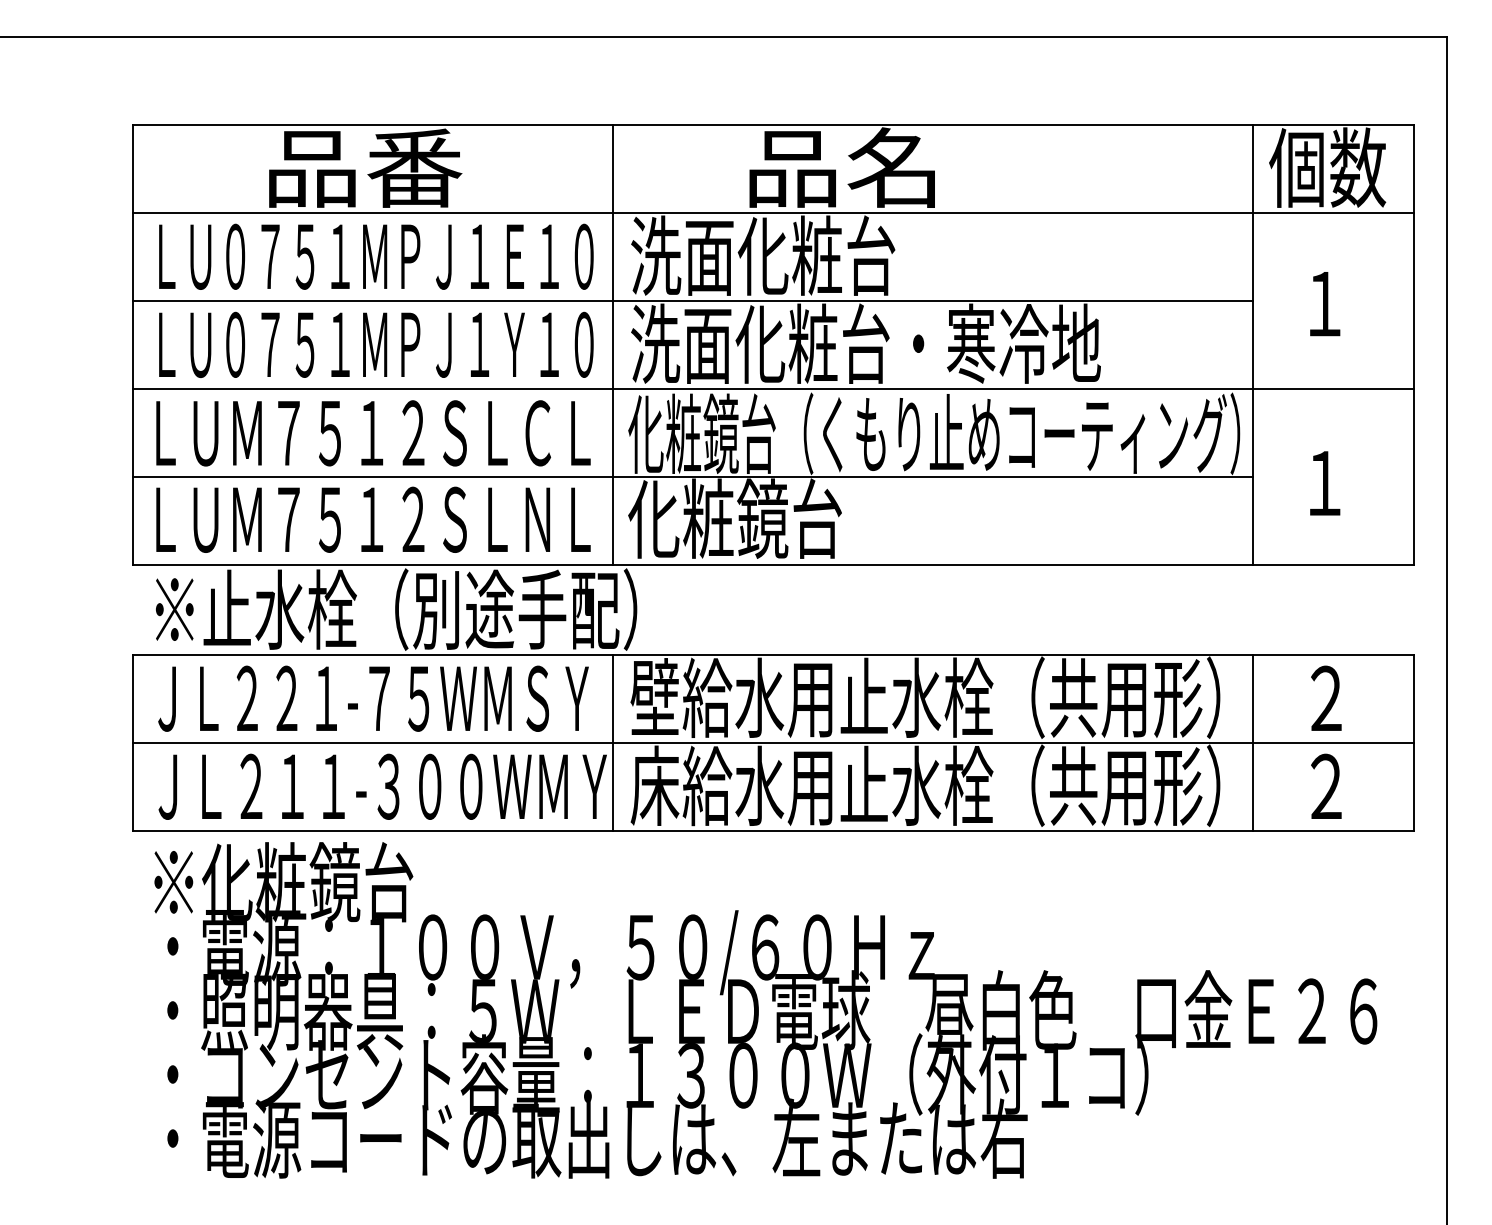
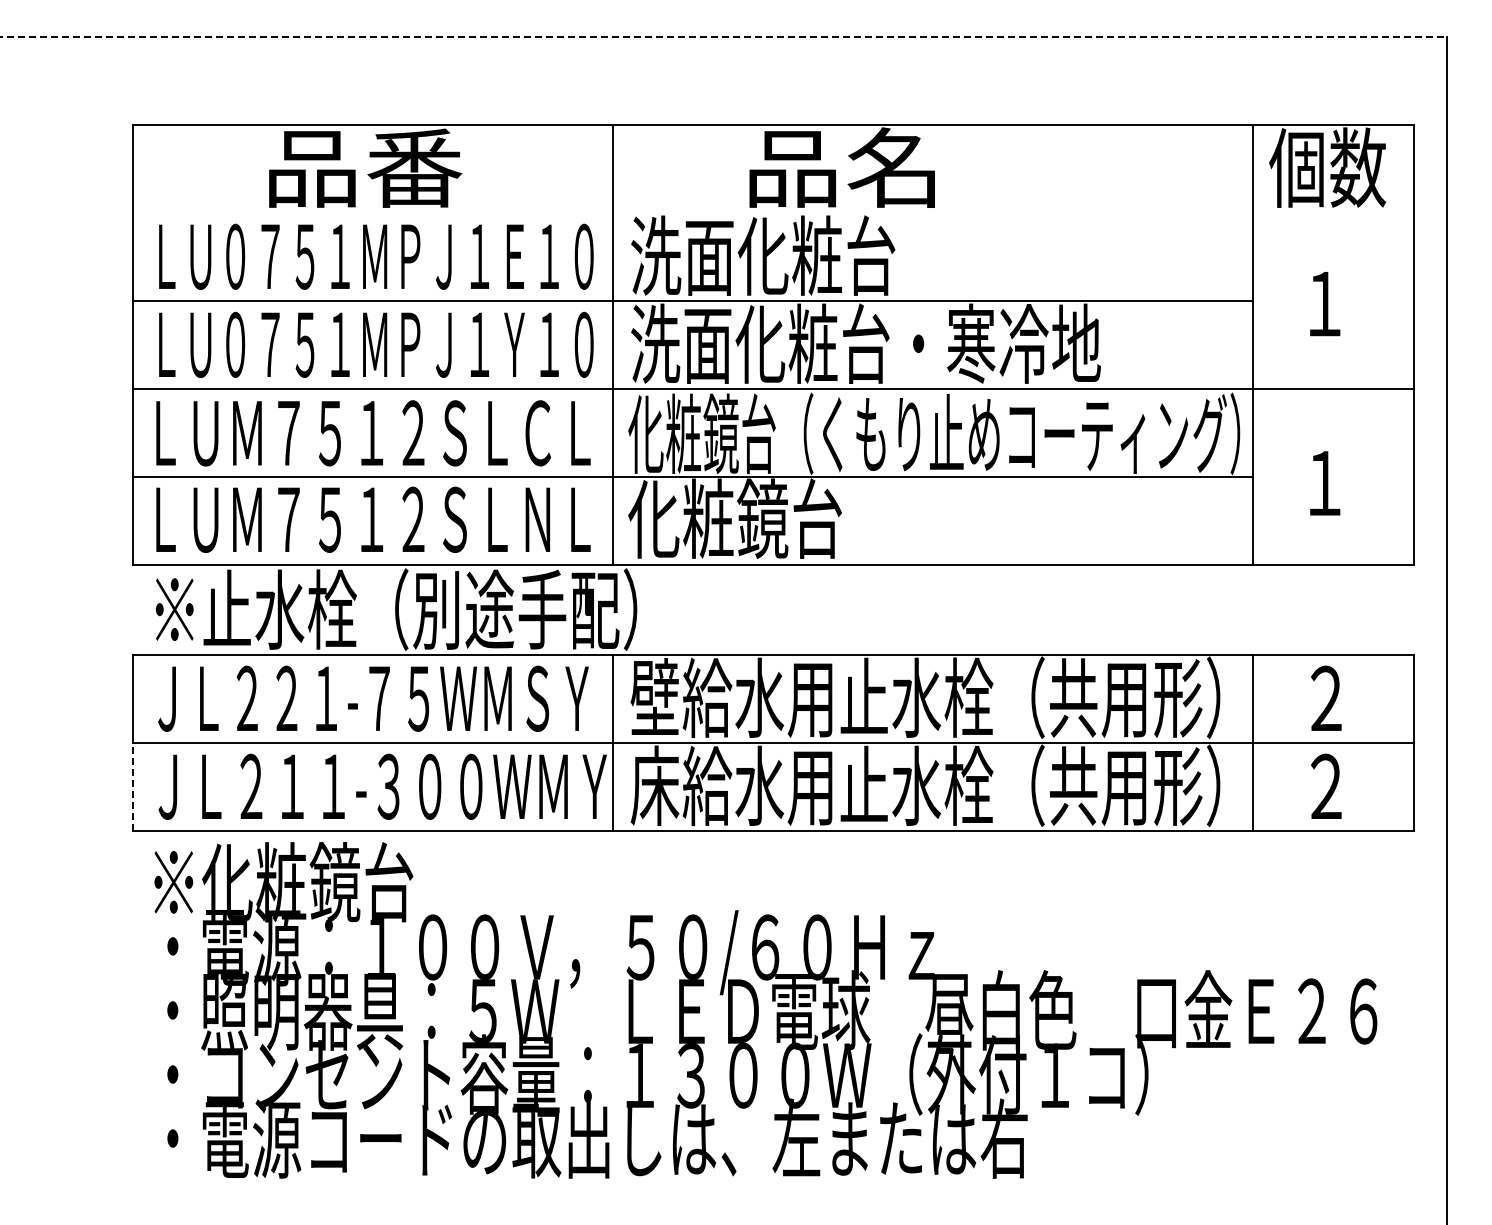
line: solid -> dashed (724, 36)
line: present -> none (772, 212)
line: solid -> dashed (132, 786)
